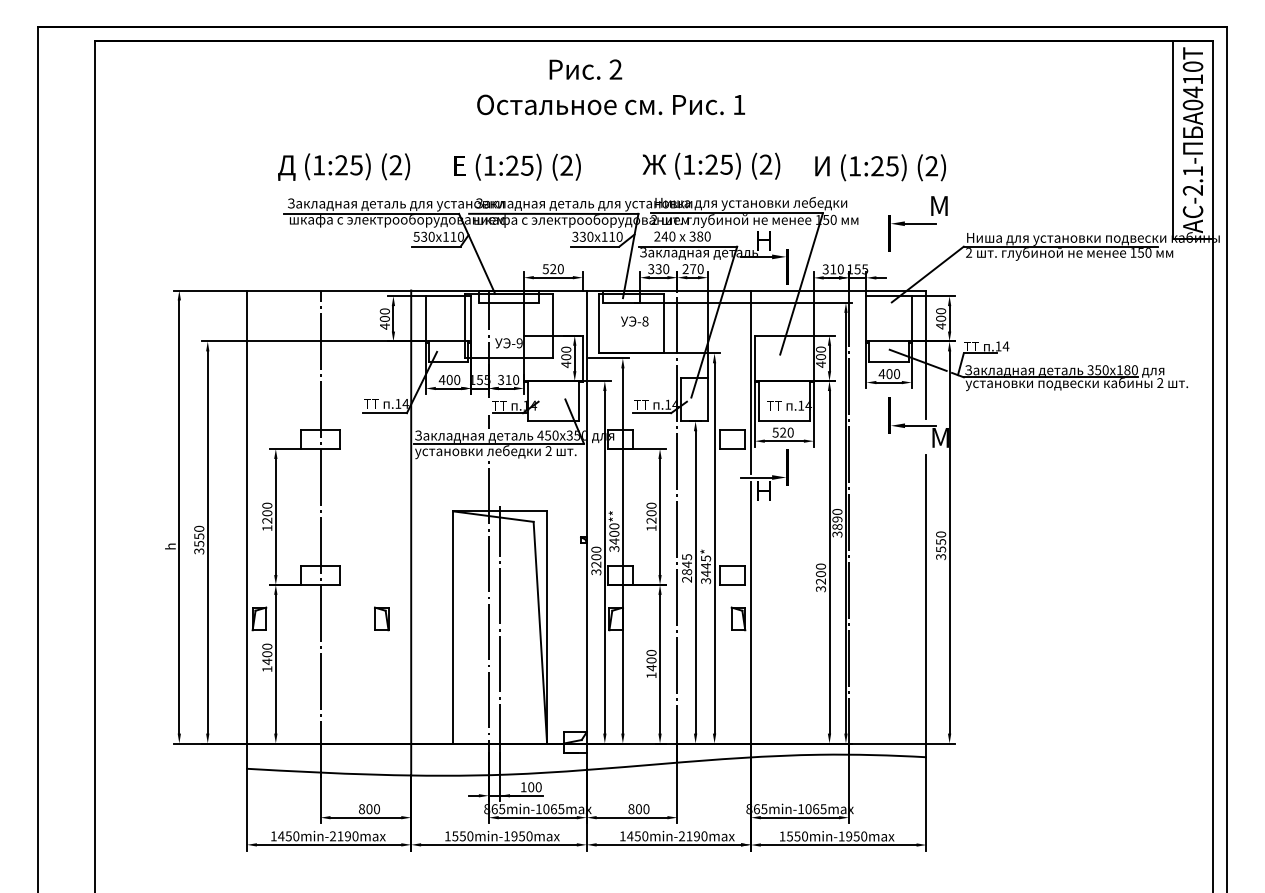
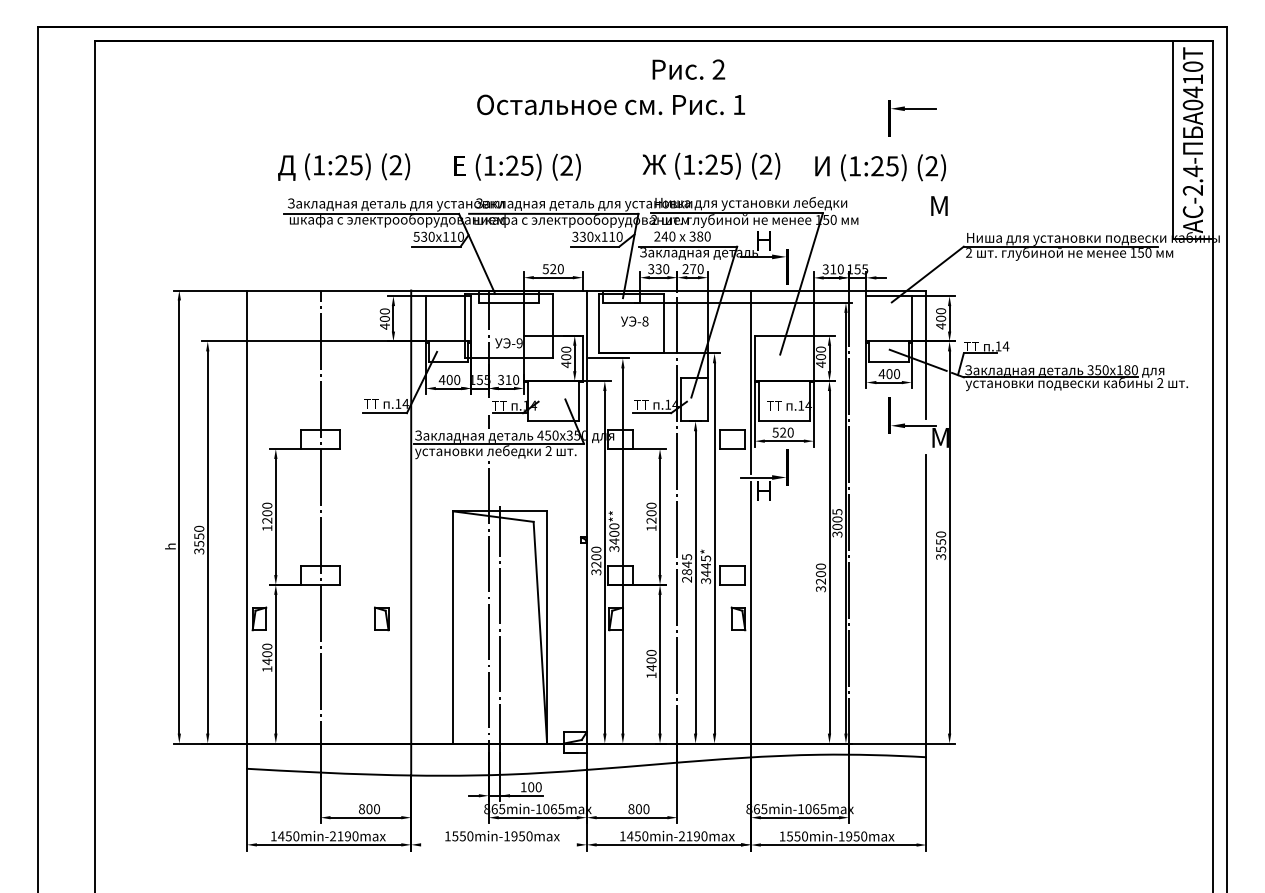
text position: (585, 69) -> (688, 69) (688, 69)
text: -2.1- -> -2.4- (1192, 171)
part position: (912, 224) -> (912, 109) (912, 109)
text: 3890 -> 3005 (837, 519)
line: present -> none (498, 844)
